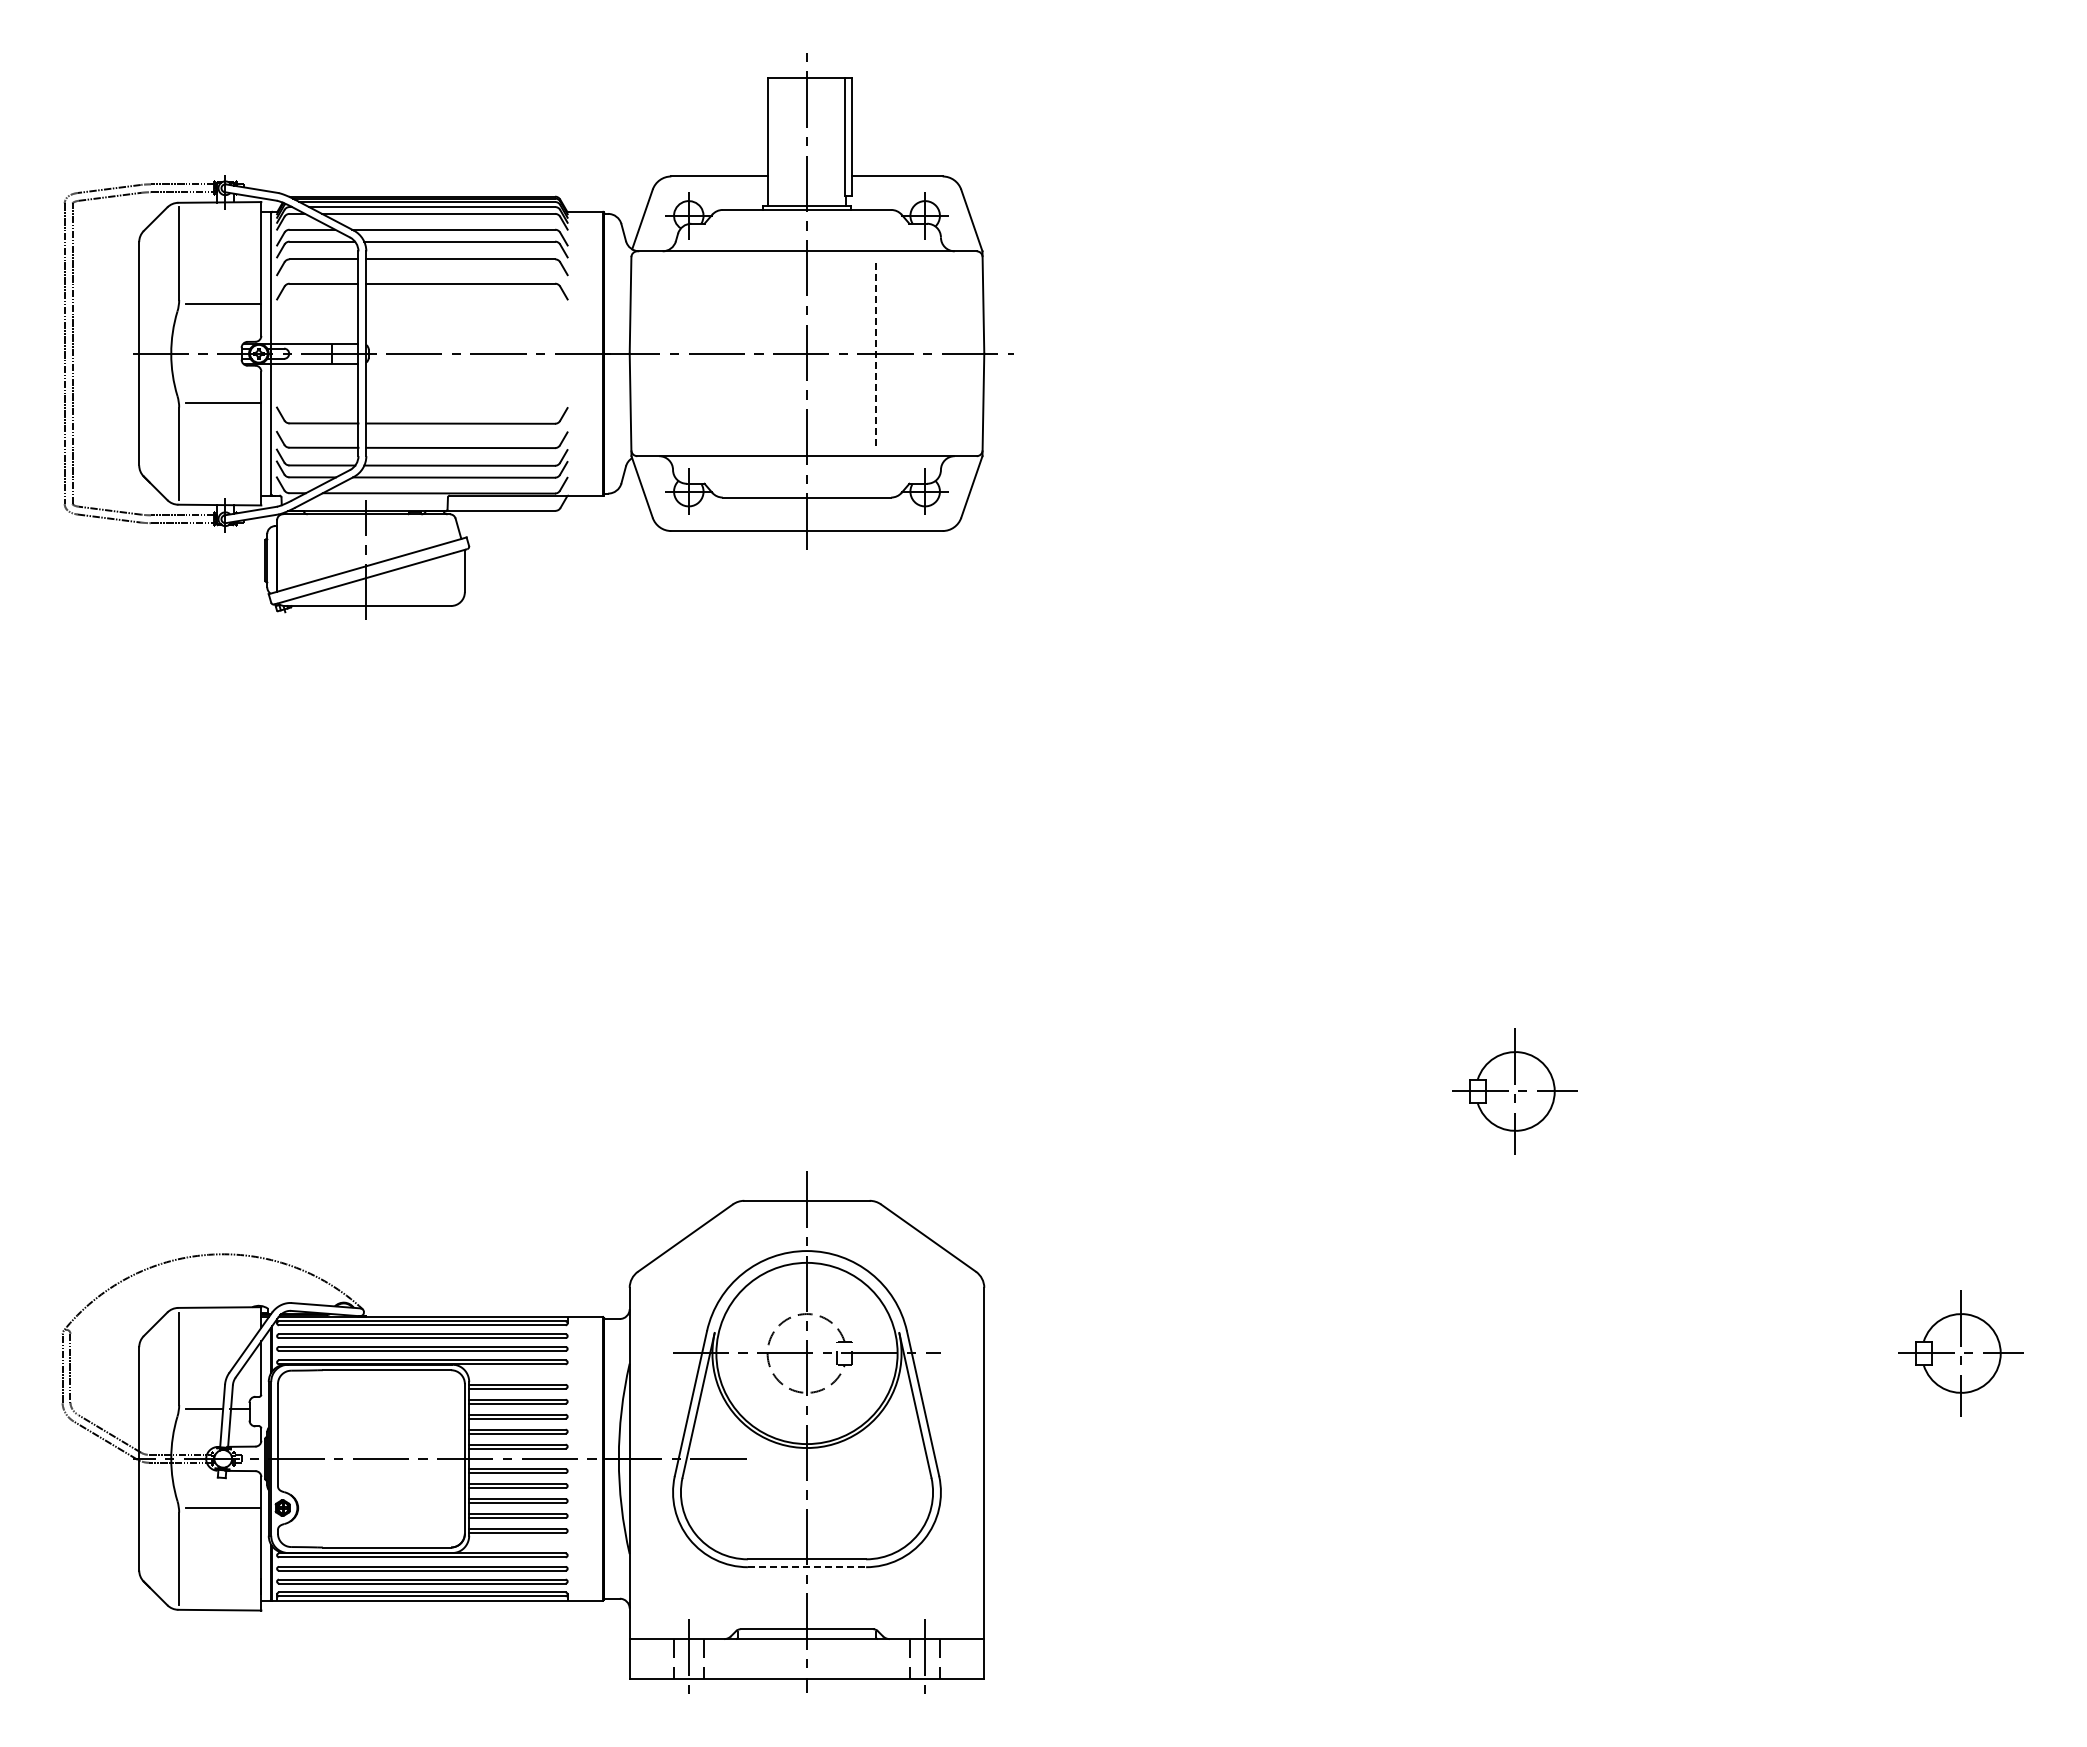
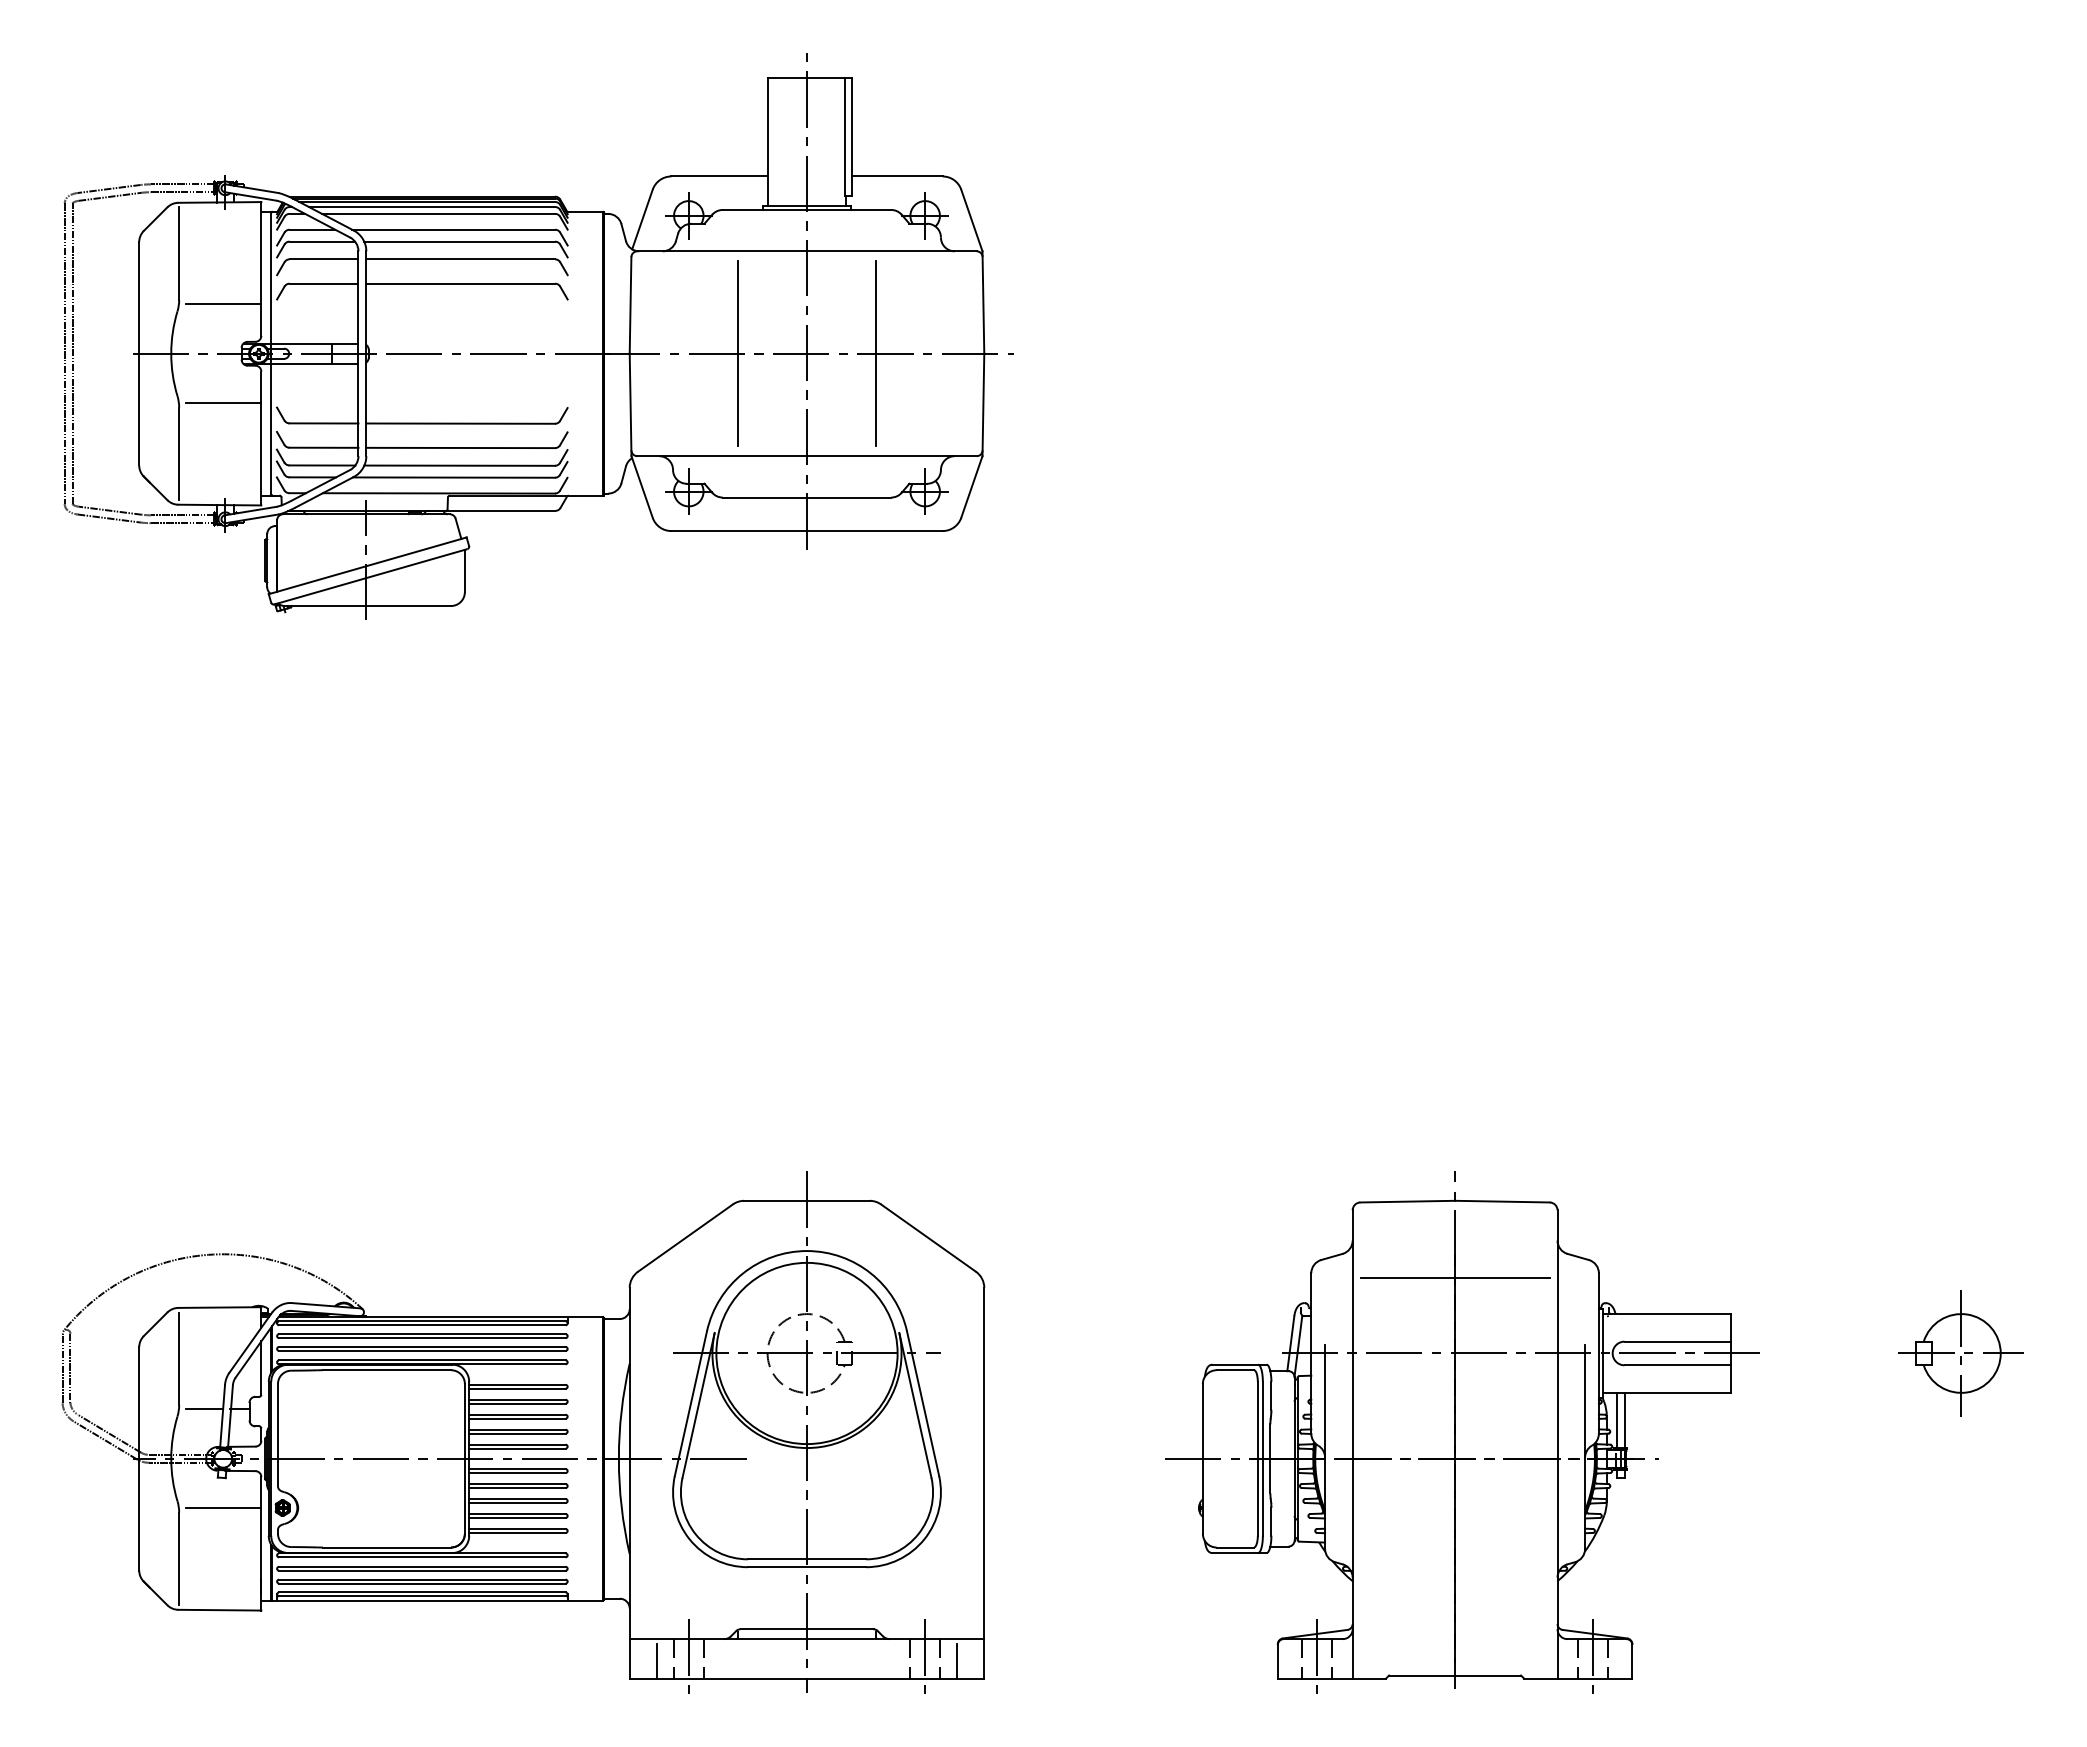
line: none -> present (738, 353)
line: dashed -> solid (875, 353)
part: present -> none (1514, 1091)
part: none -> present (1462, 1432)
line: dashed -> solid (807, 1567)
line: none -> present (657, 1661)
line: none -> present (956, 1661)
